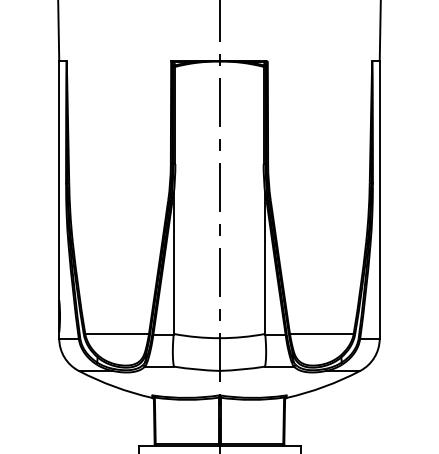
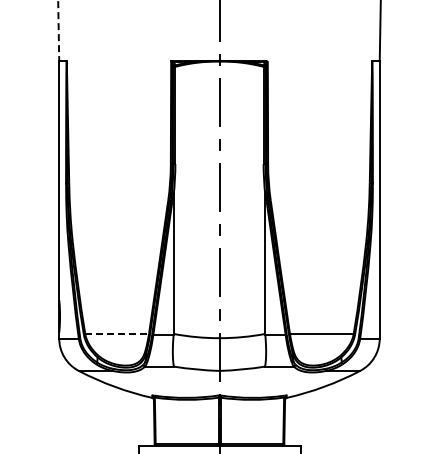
line: solid -> dashed (58, 31)
line: solid -> dashed (117, 333)
